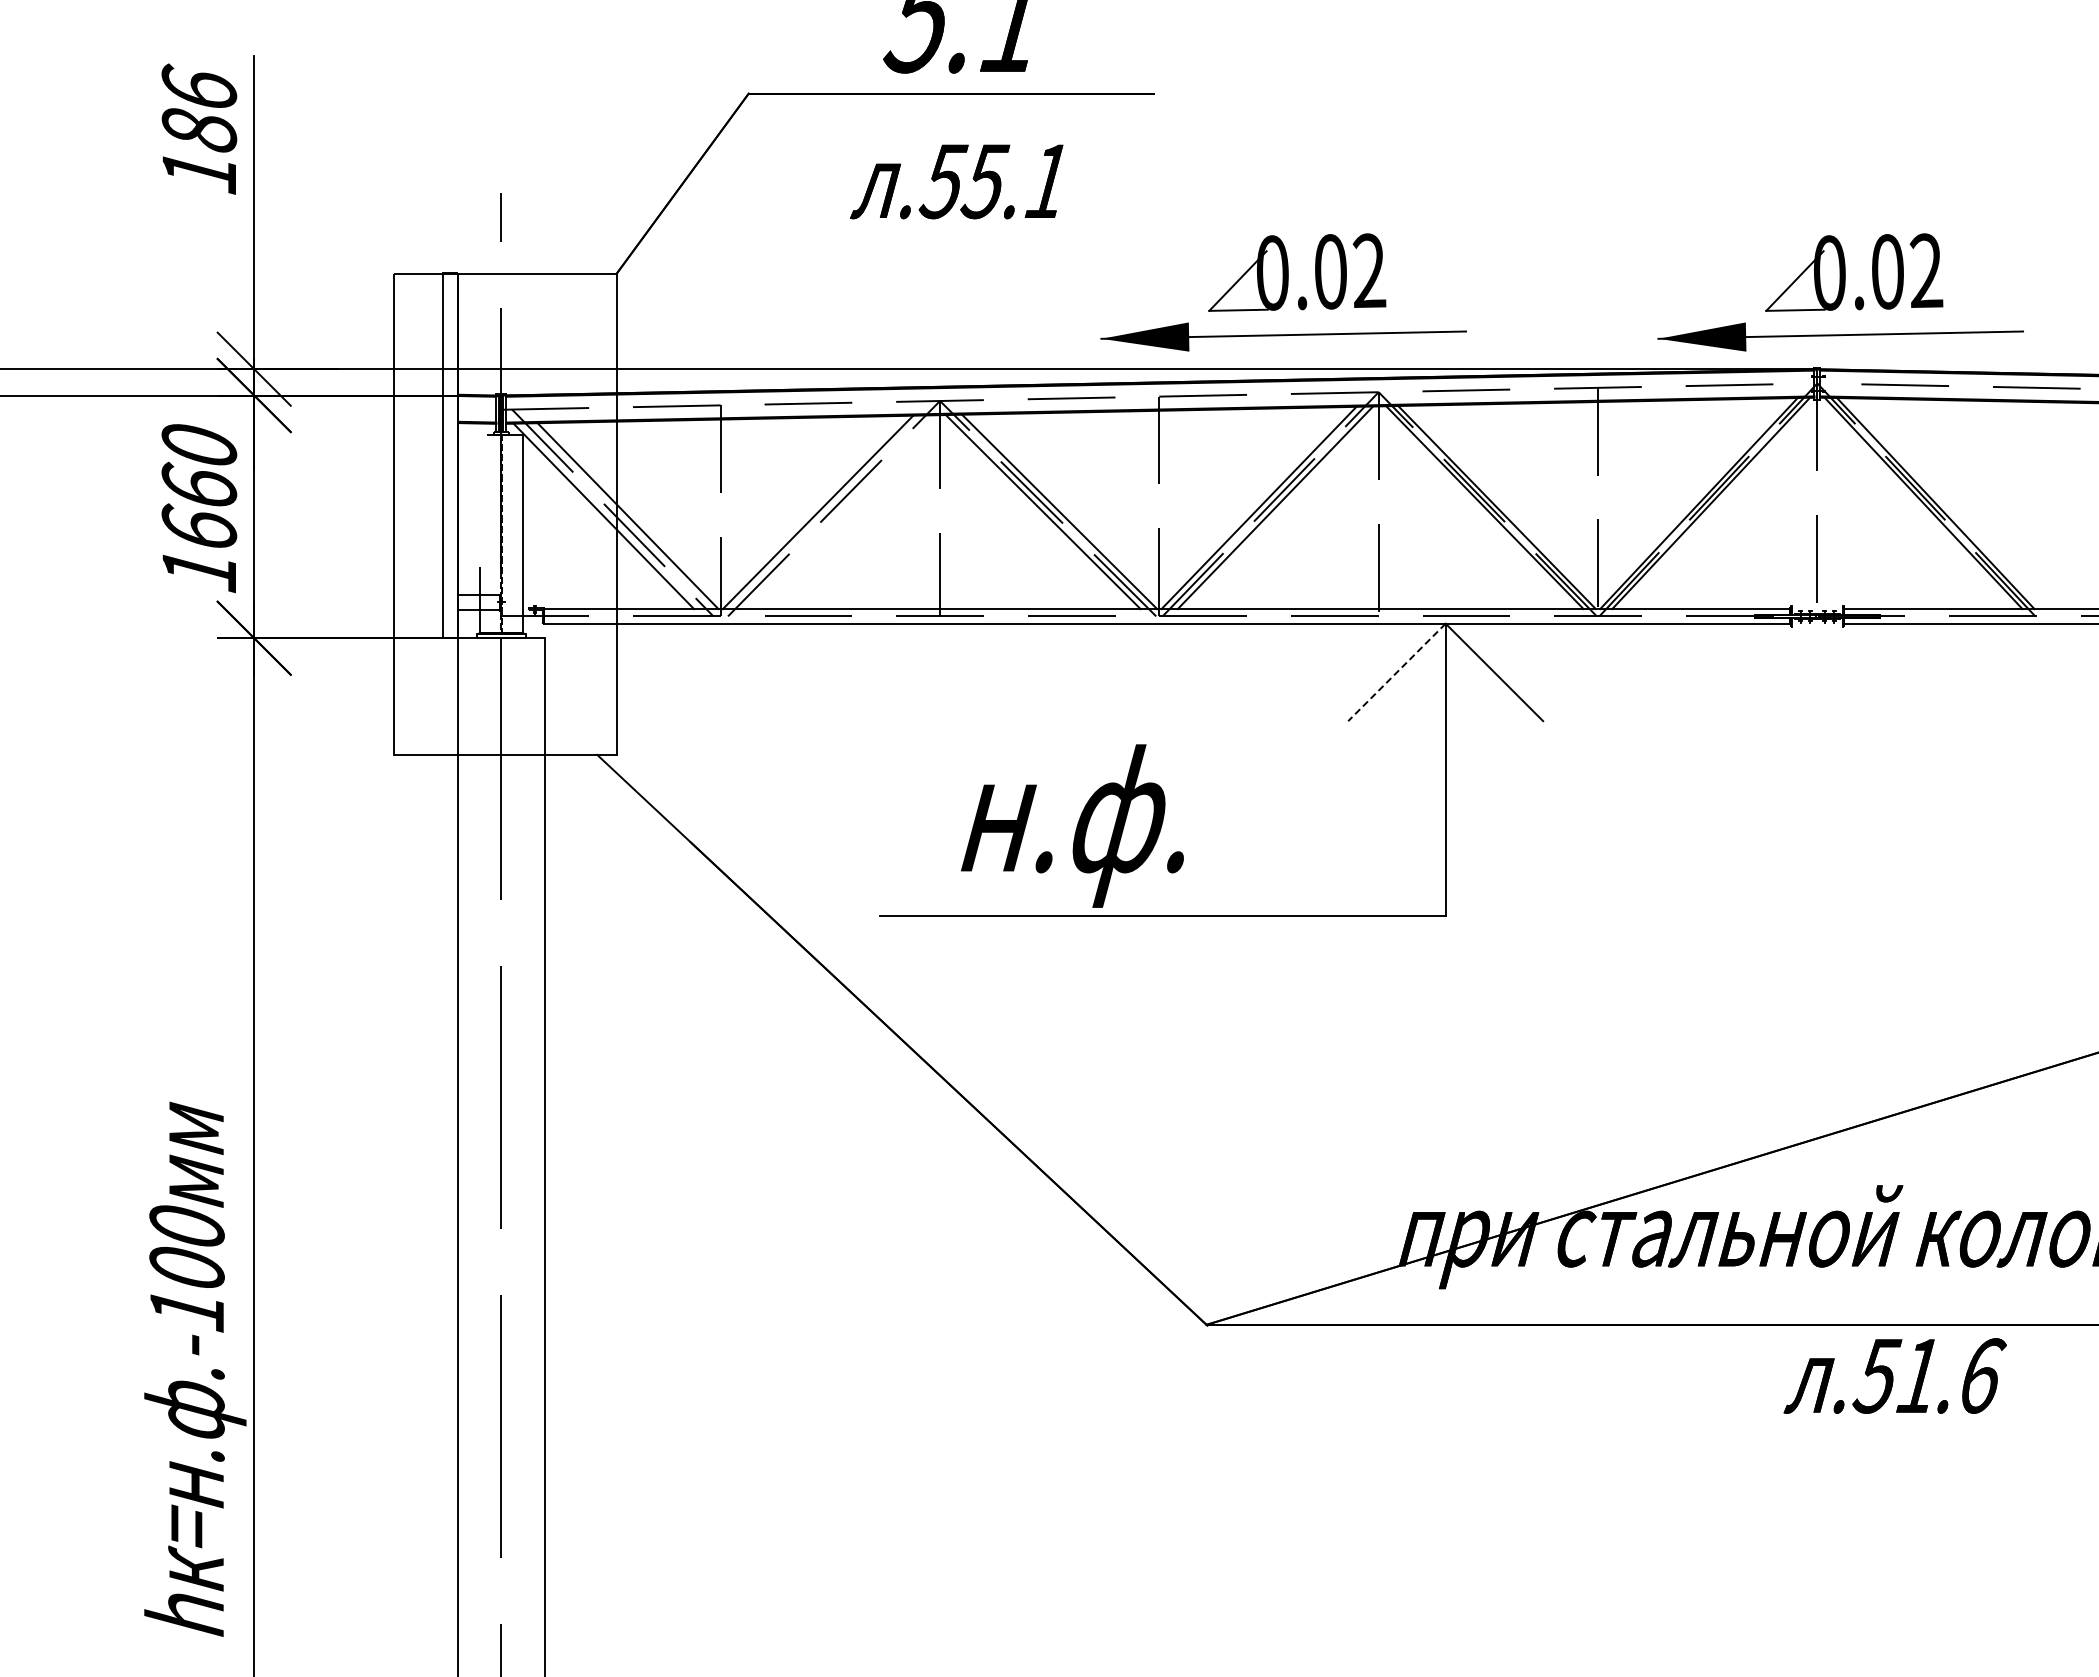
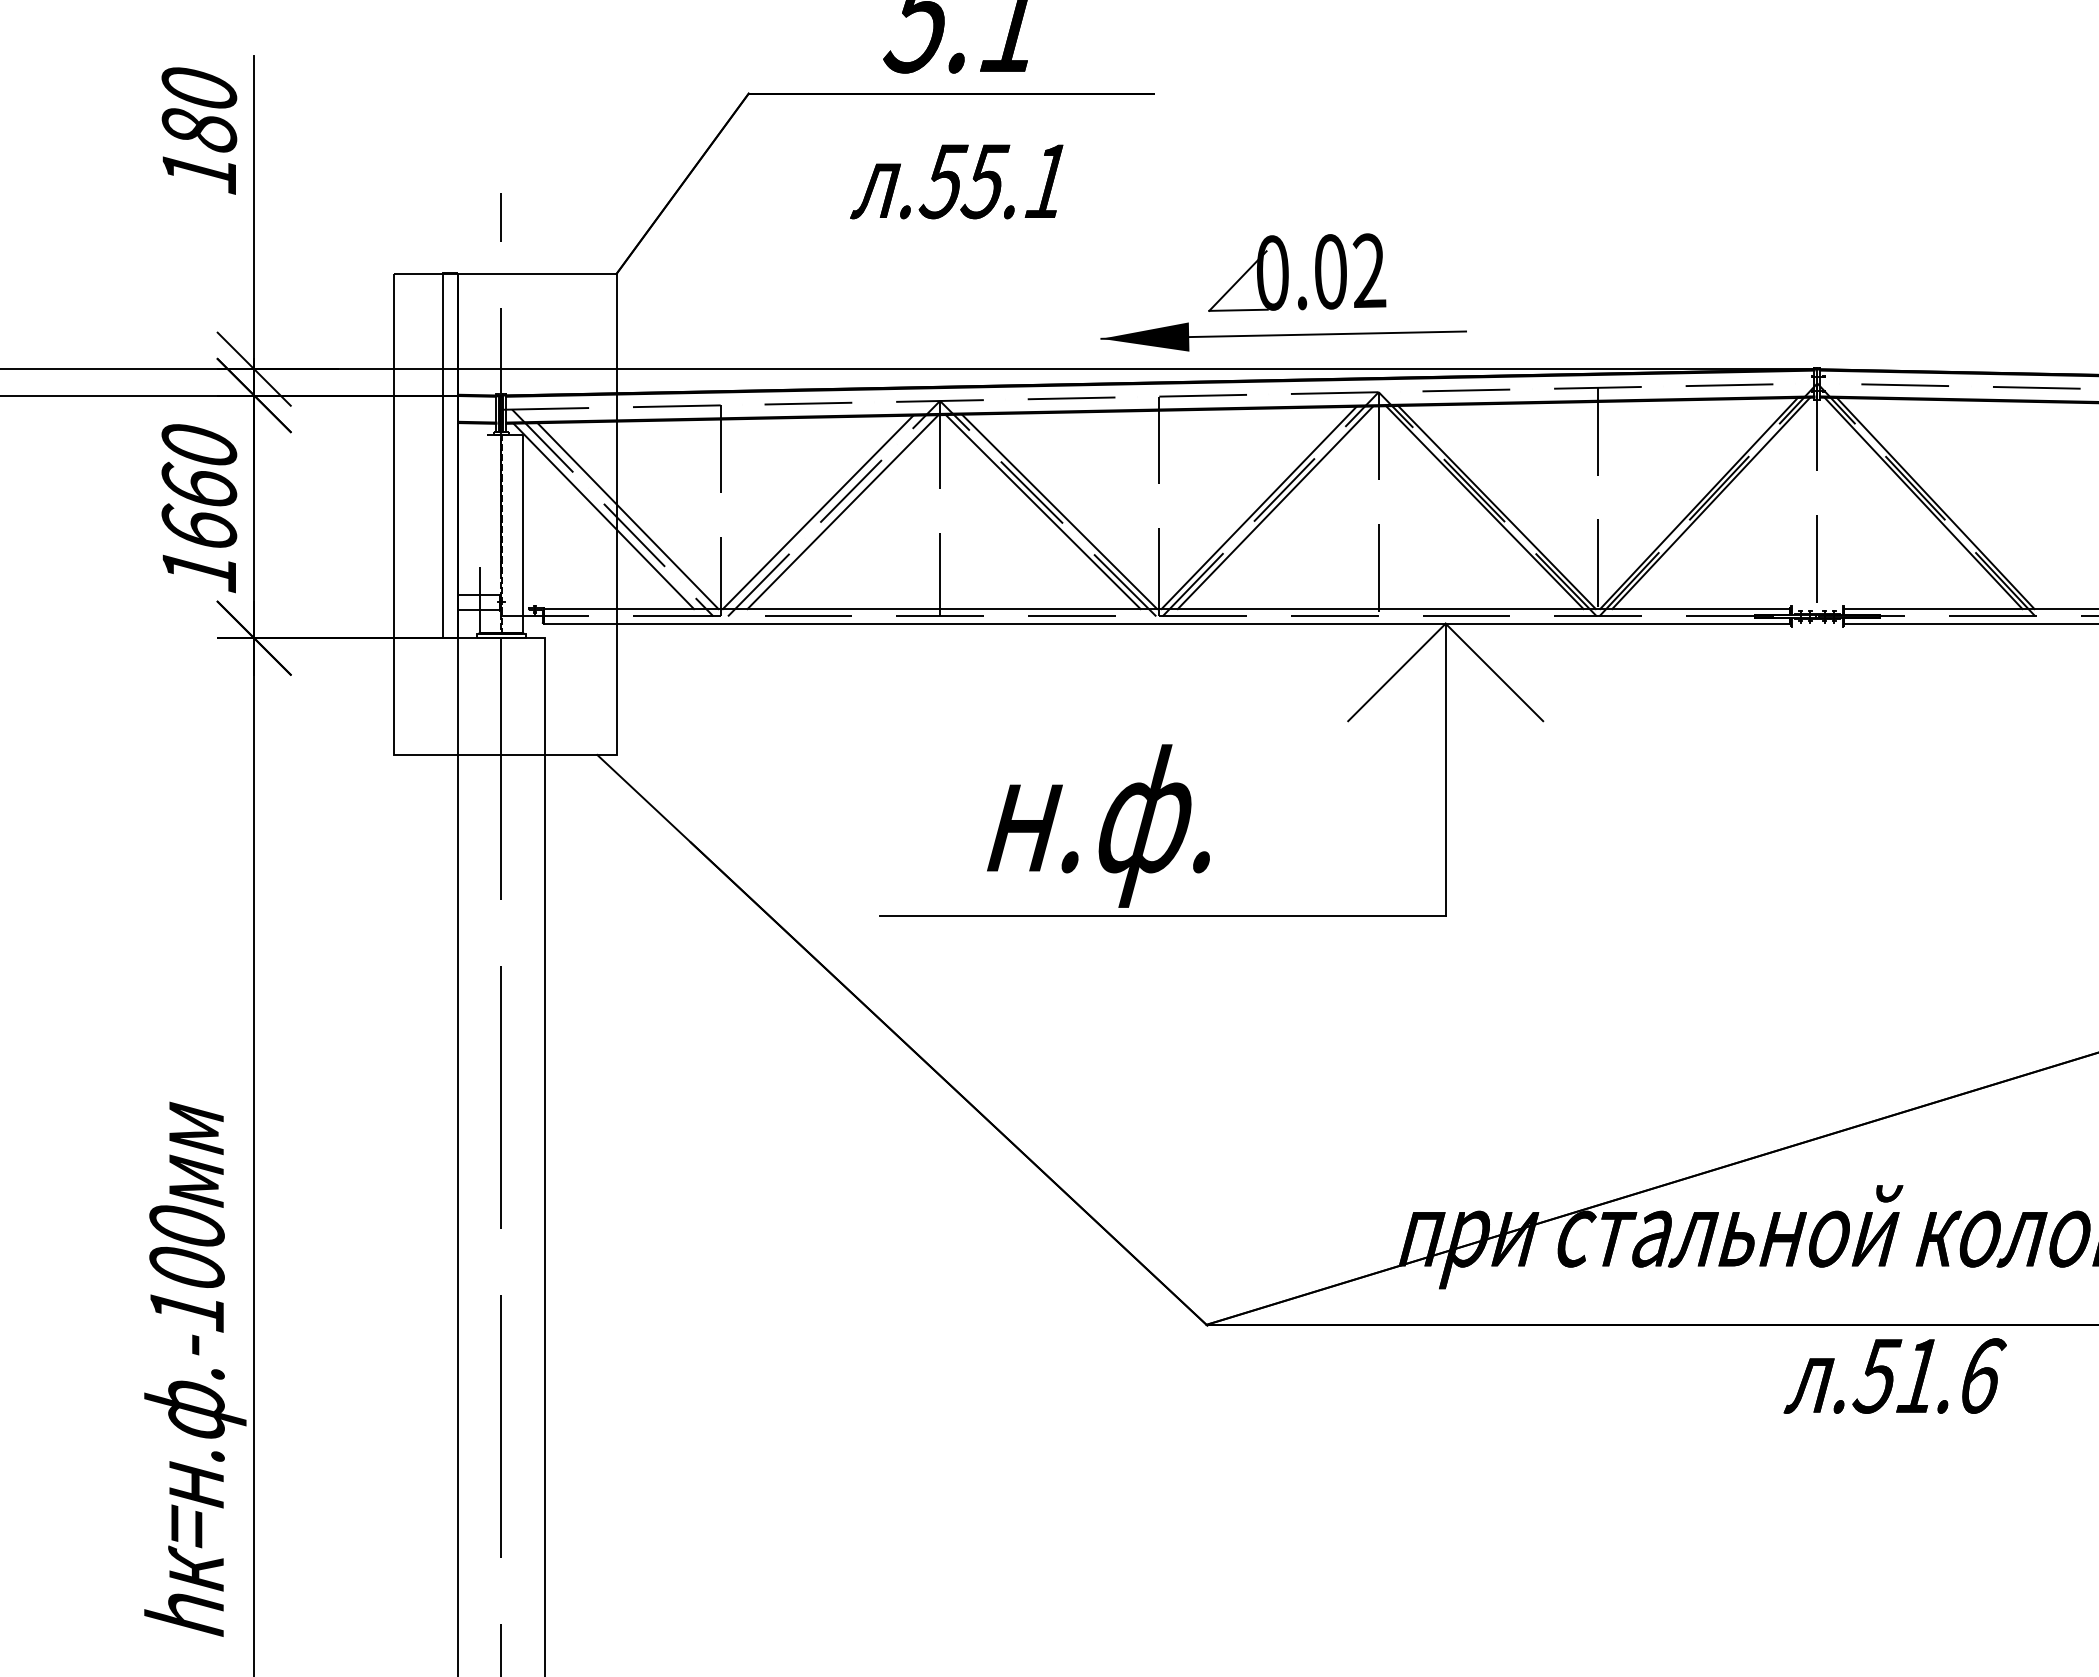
text: 186 -> 180 (199, 85)
part: present -> none (1840, 292)
line: none -> present (842, 512)
line: dashed -> solid (1396, 672)
text position: (1072, 825) -> (1098, 825) (1098, 825)
